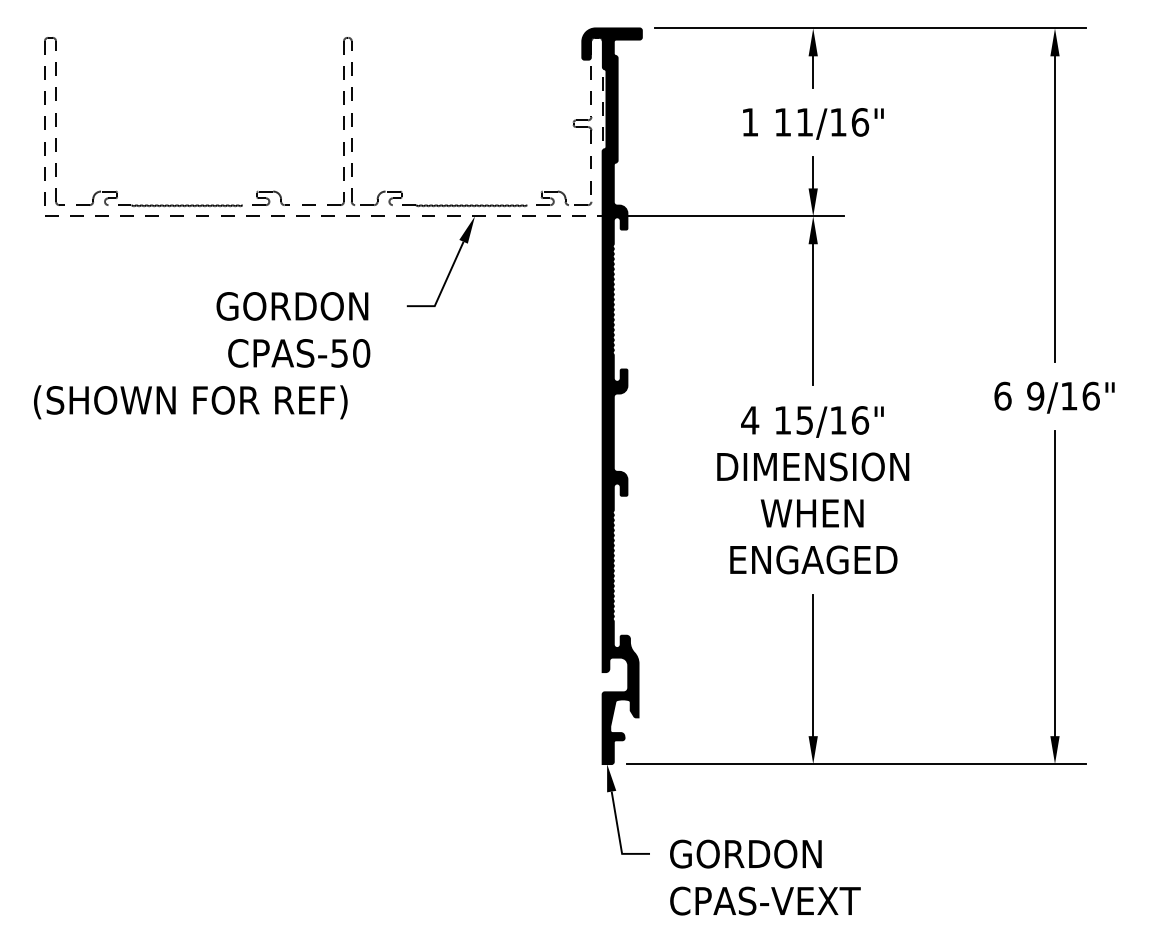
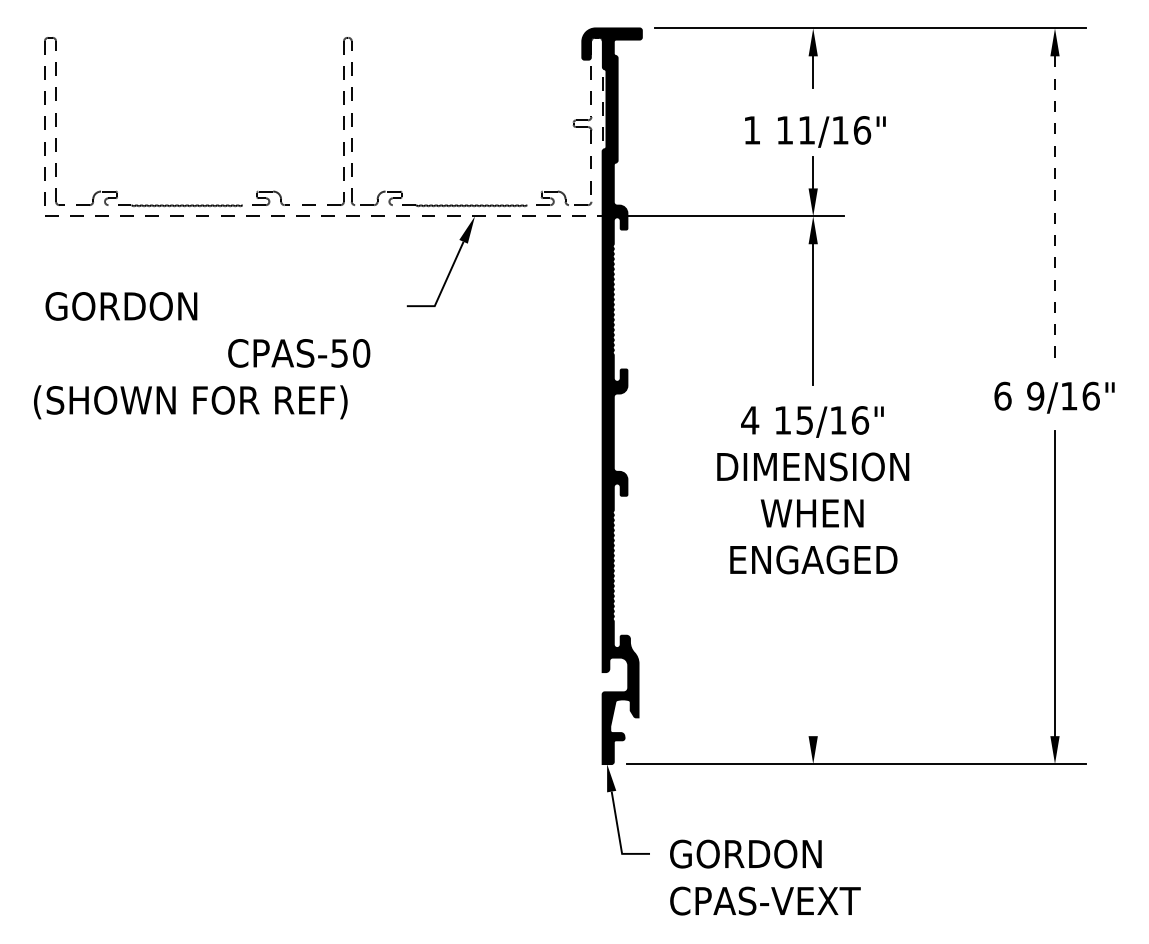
text position: (813, 123) -> (815, 131) (815, 131)
line: solid -> dashed (1055, 209)
text position: (292, 306) -> (121, 306) (121, 306)
line: present -> none (813, 665)
